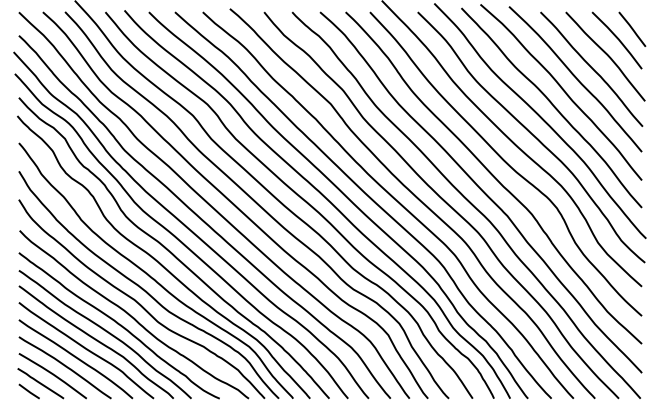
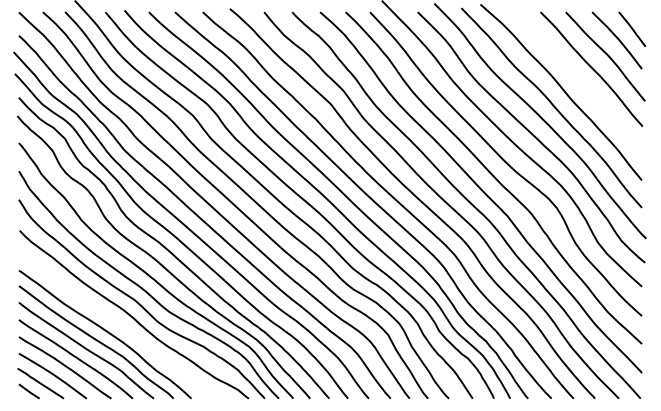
curve: present -> none (575, 78)
curve: present -> none (118, 324)
